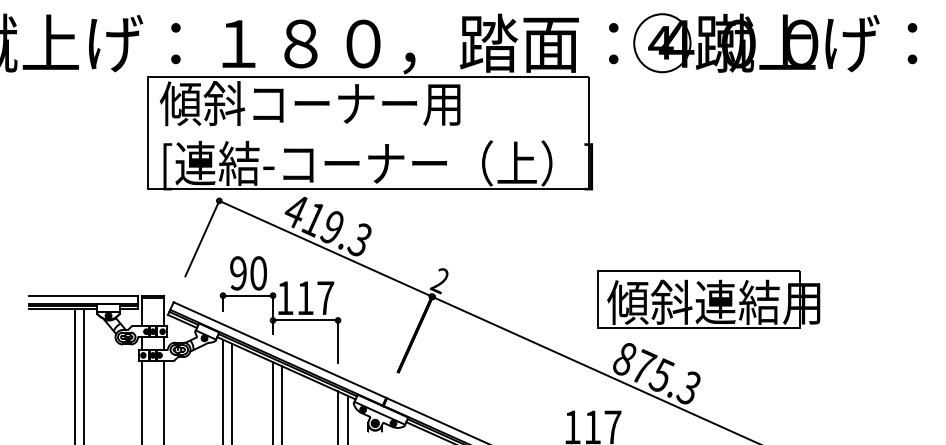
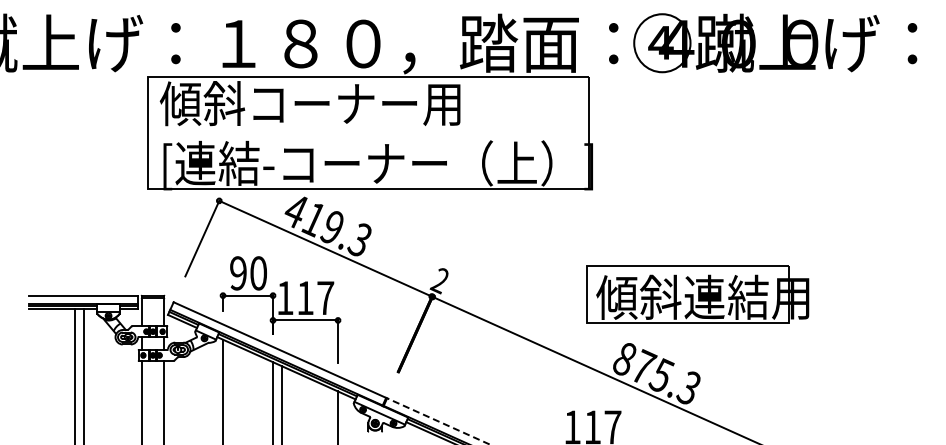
part position: (708, 299) -> (697, 294) (697, 294)
line: present -> none (232, 392)
line: present -> none (347, 418)
line: solid -> dashed (438, 421)
